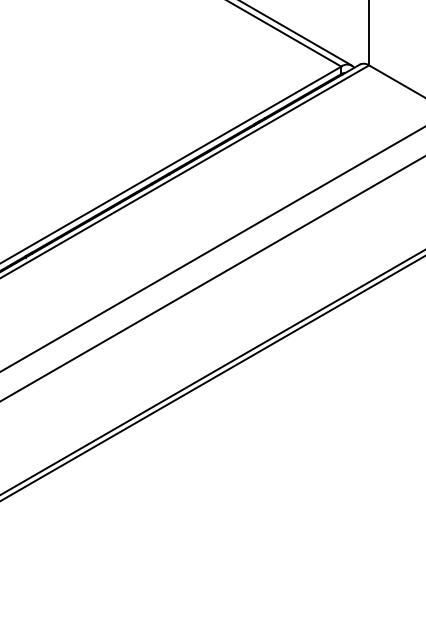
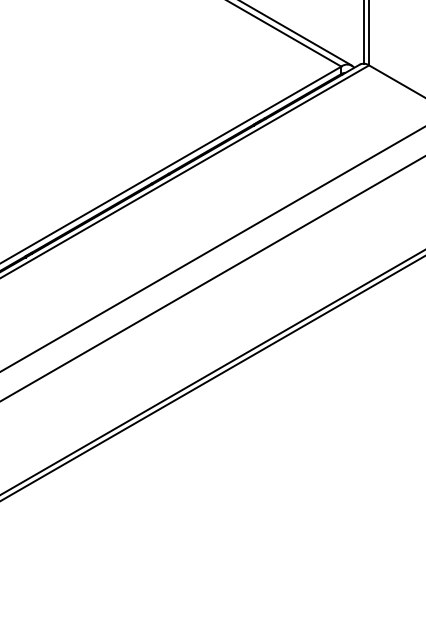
line: none -> present (363, 32)
